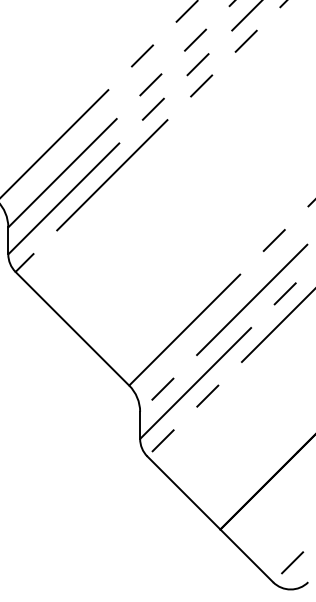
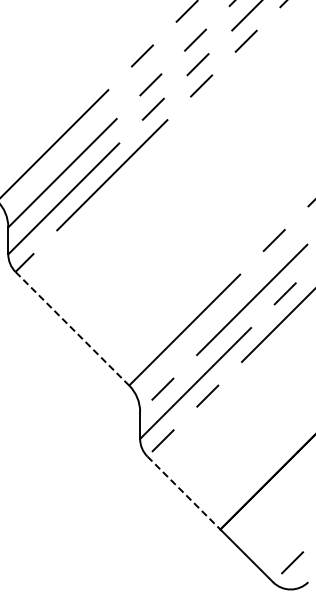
line: solid -> dashed (72, 329)
line: solid -> dashed (183, 493)
